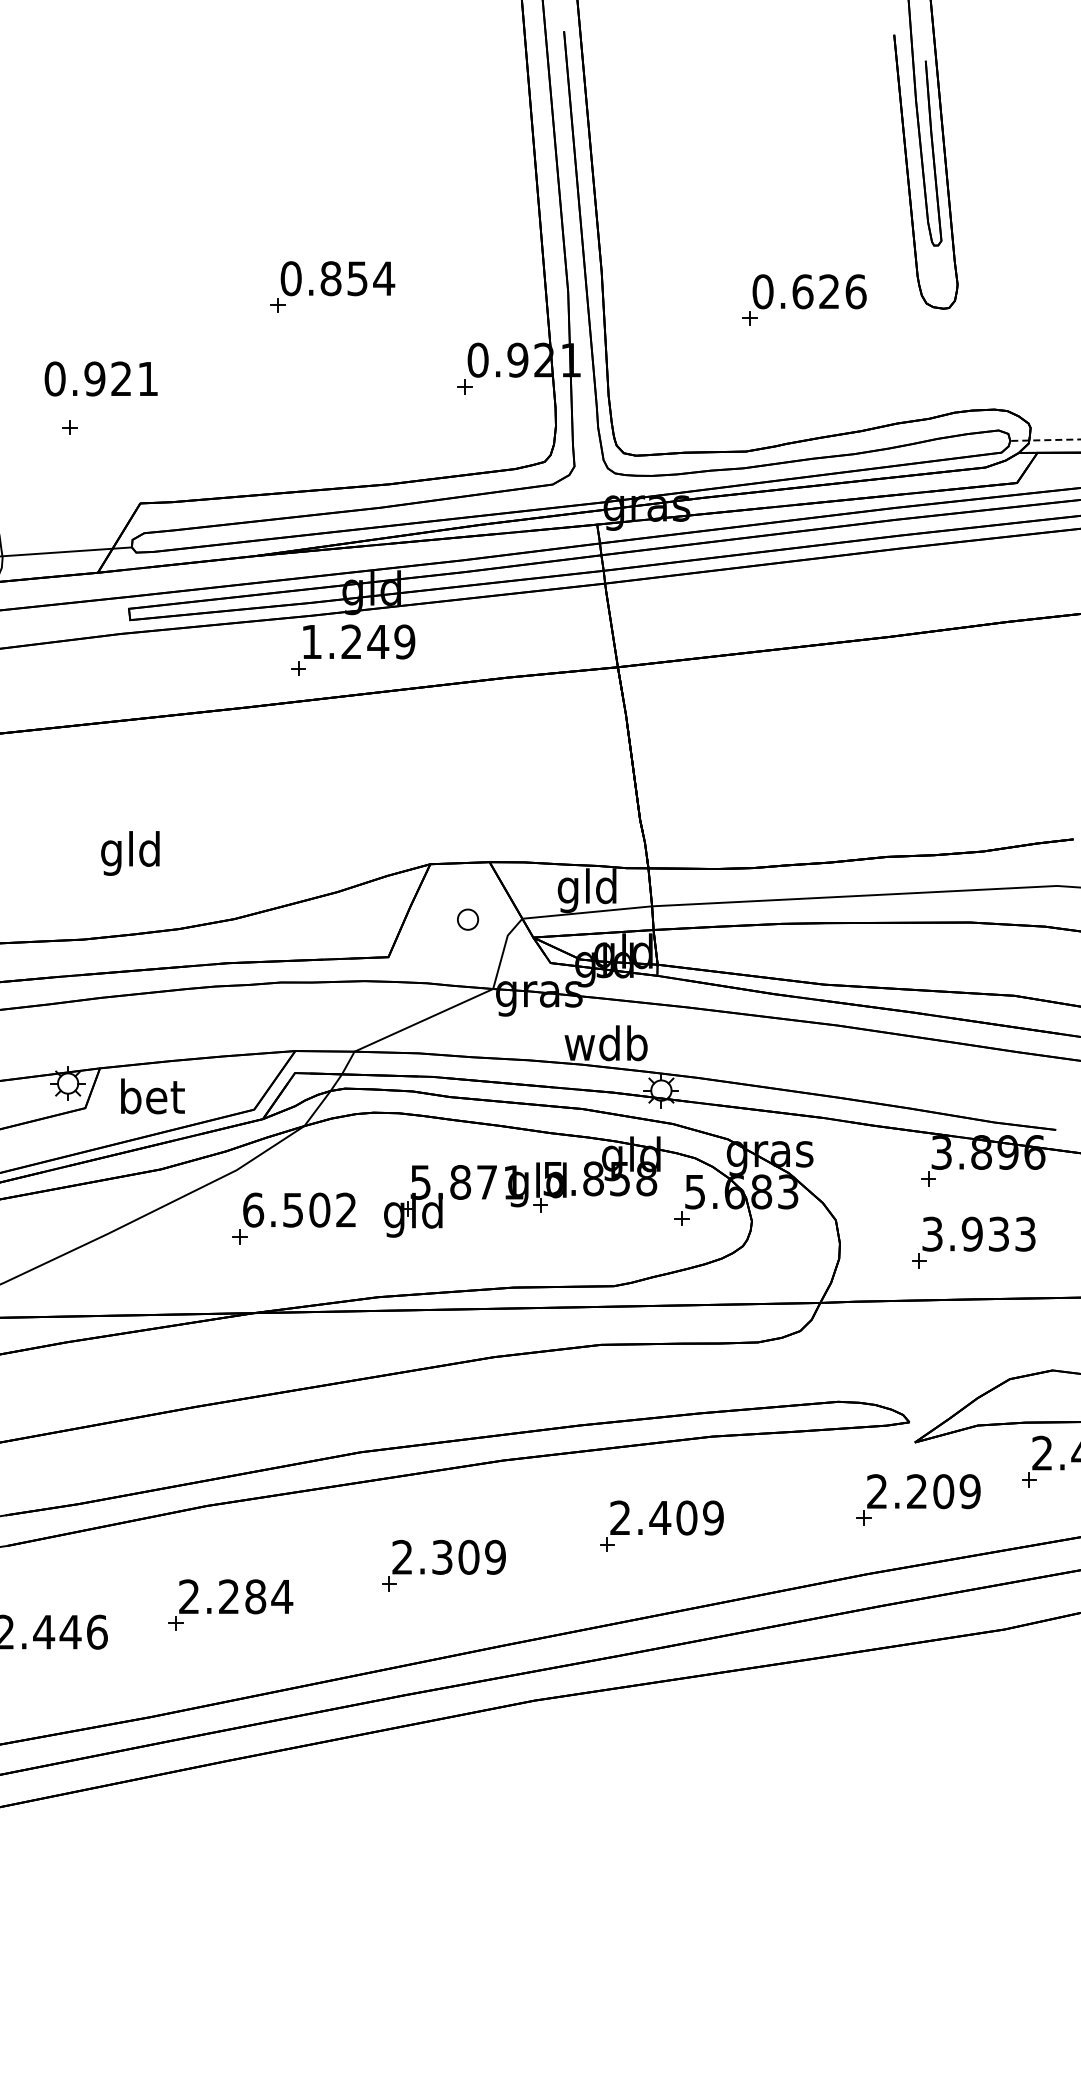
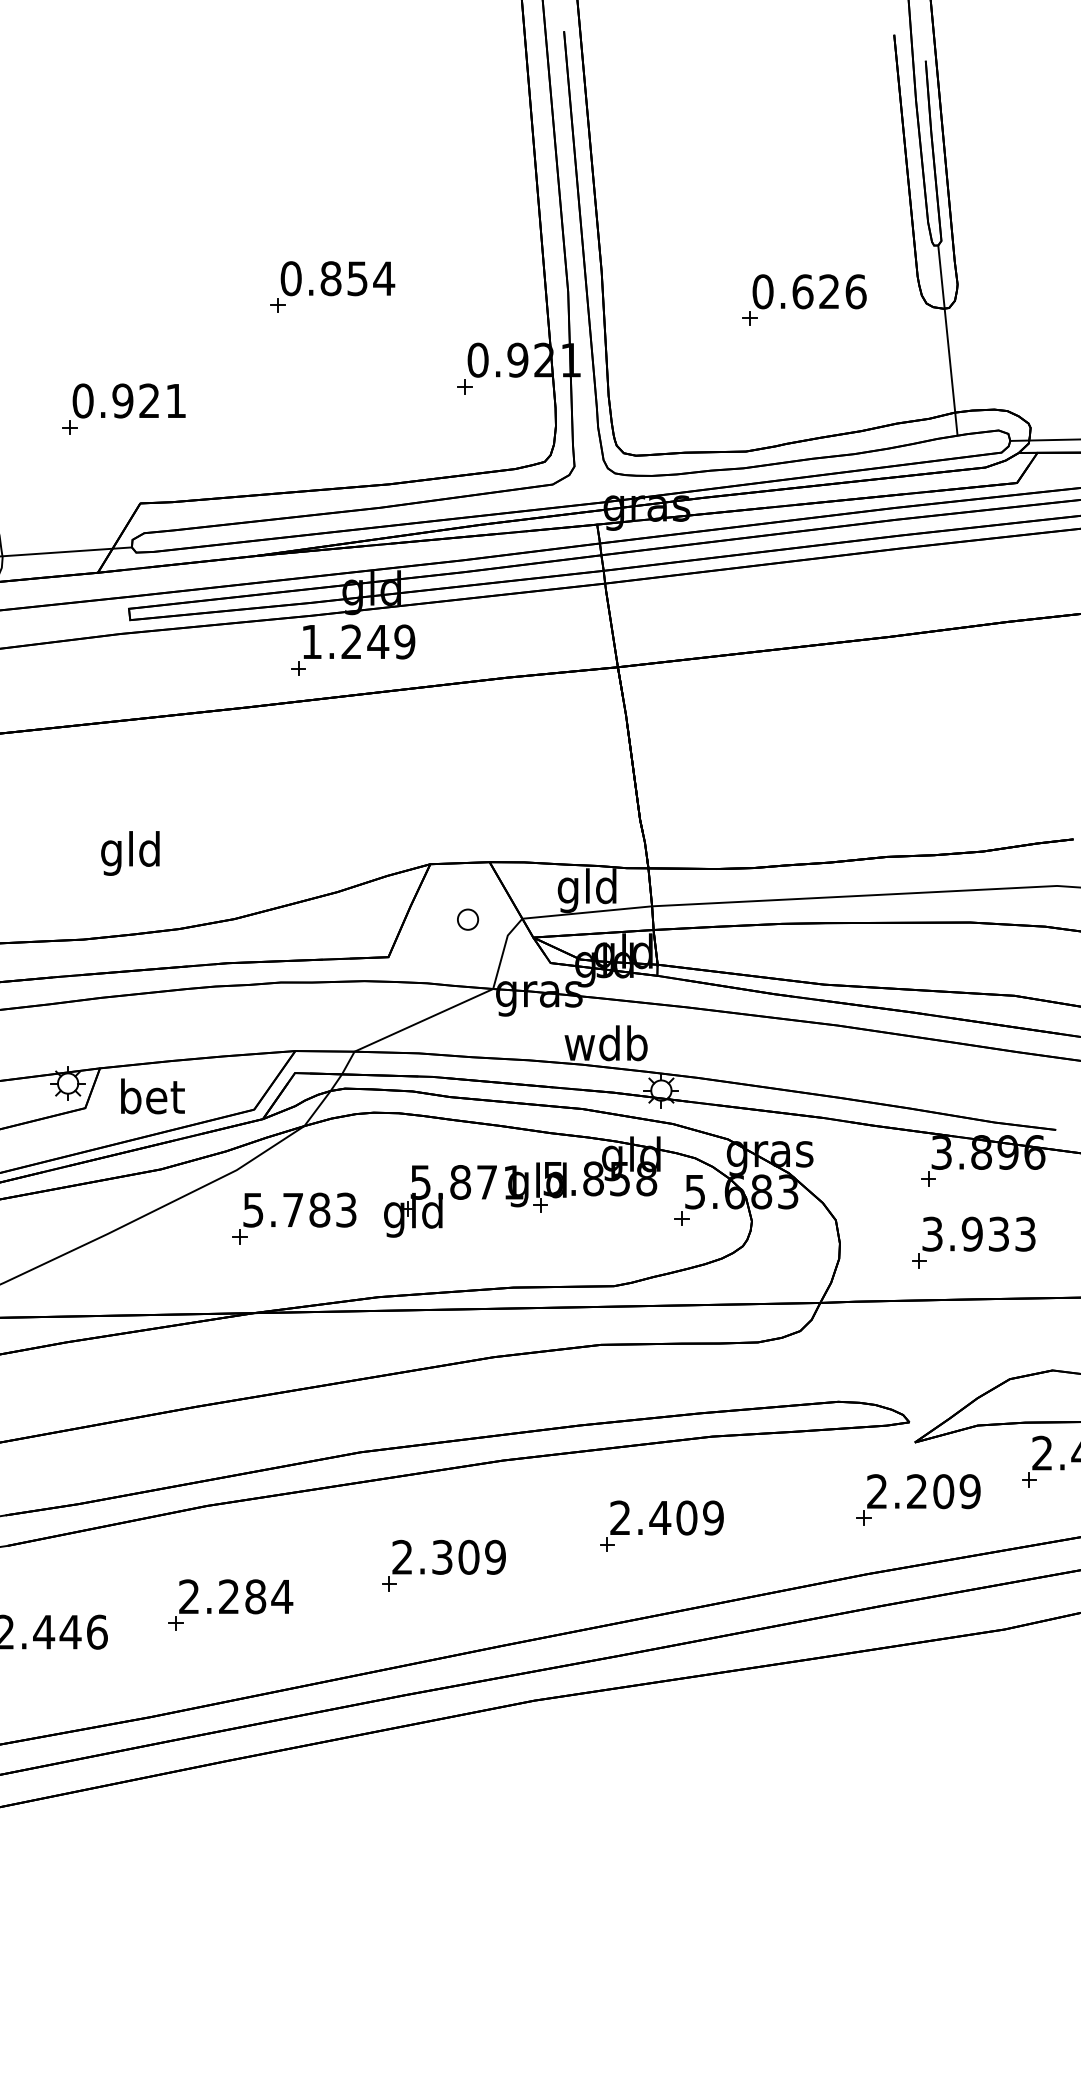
line: none -> present (947, 339)
text position: (100, 378) -> (128, 400) (128, 400)
line: dashed -> solid (1045, 440)
text: 6.502 -> 5.783 (299, 1209)
